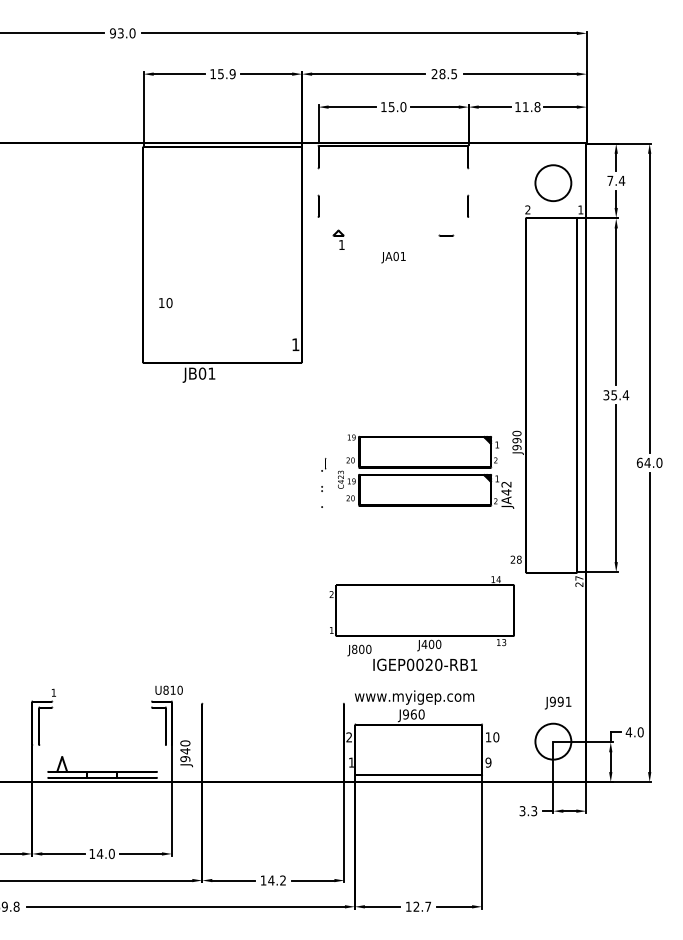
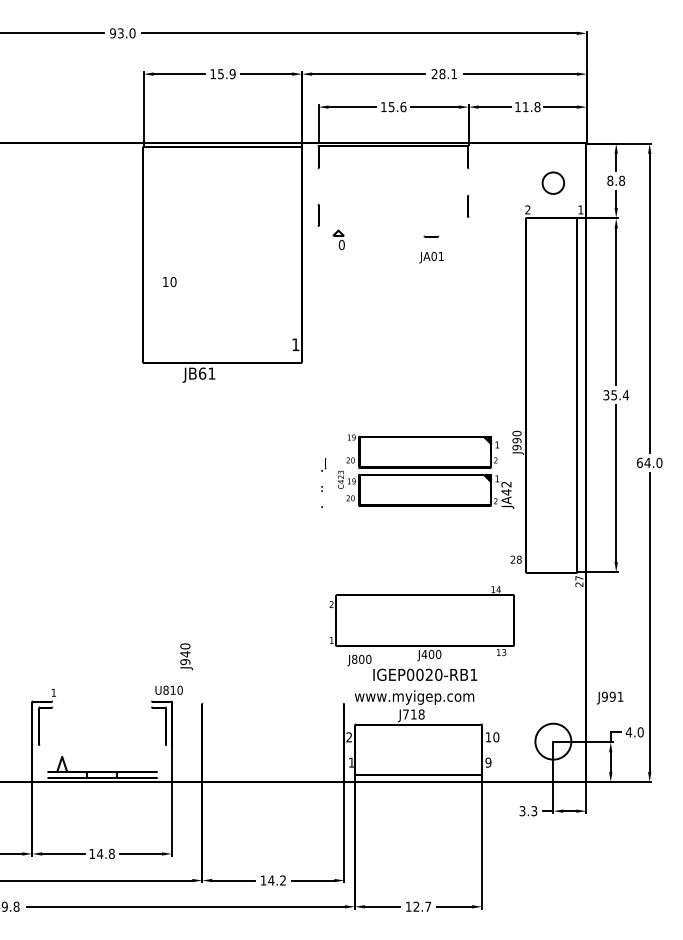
text: 28.5 -> 28.1 (453, 74)
text: 15.0 -> 15.6 (403, 106)
text: 7.4 -> 8.8 (615, 180)
circle diameter: 36 px -> 22 px (553, 182)
line position: (318, 205) -> (318, 214) (318, 214)
line position: (446, 235) -> (431, 236) (431, 236)
text: 1 -> 0 (341, 245)
text position: (393, 257) -> (431, 257) (431, 257)
text position: (165, 303) -> (169, 282) (169, 282)
text: JB01 -> JB61 (202, 373)
text position: (421, 623) -> (421, 633) (421, 633)
text position: (558, 702) -> (610, 697) (610, 697)
text: J960 -> J718 (413, 714)
text position: (186, 753) -> (186, 656) (186, 656)
text: 14.0 -> 14.8 (111, 853)
